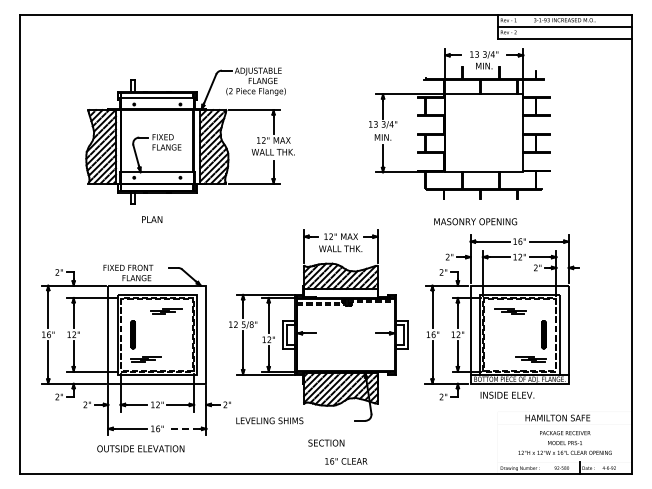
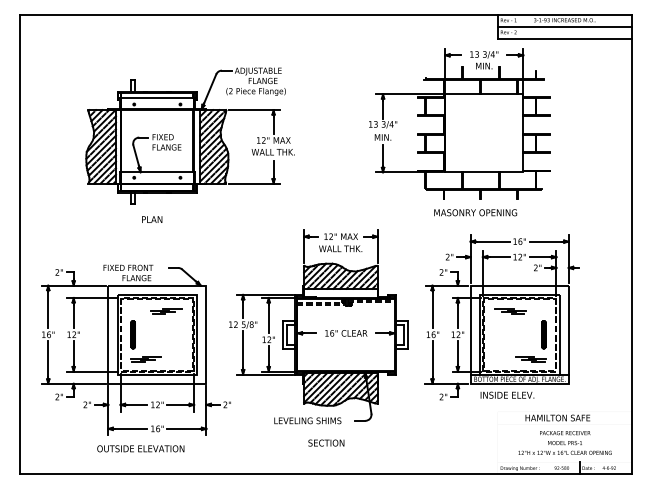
text position: (475, 221) -> (475, 212) (475, 212)
text position: (269, 420) -> (307, 420) (307, 420)
line: dashed -> solid (183, 428)
text position: (346, 461) -> (346, 333) (346, 333)
